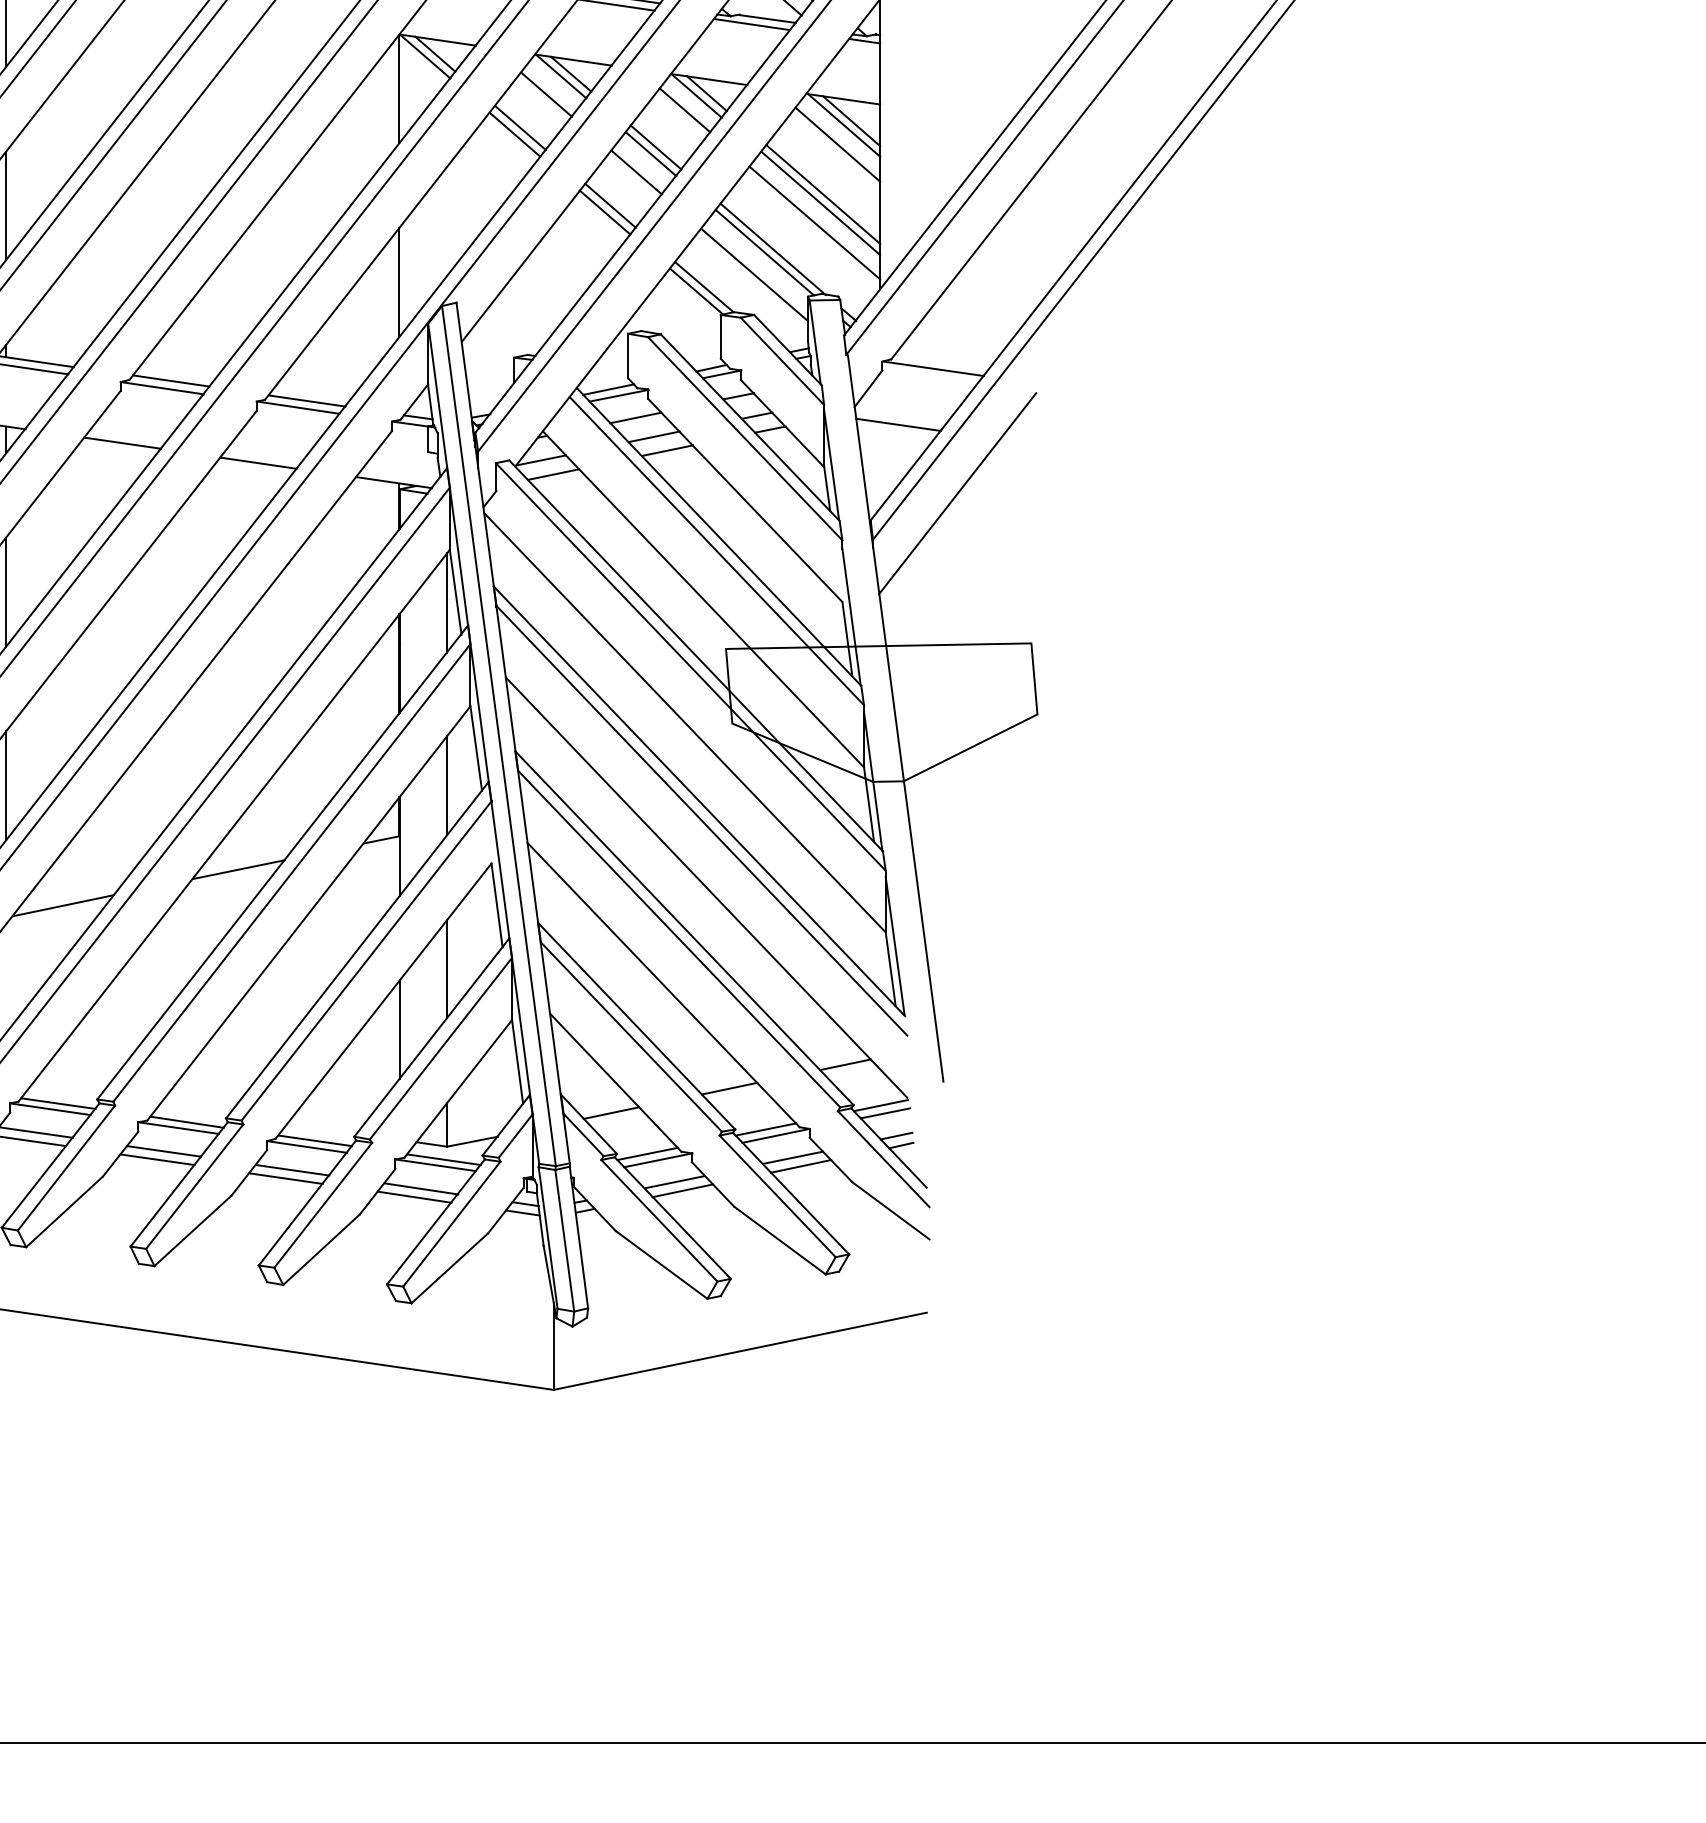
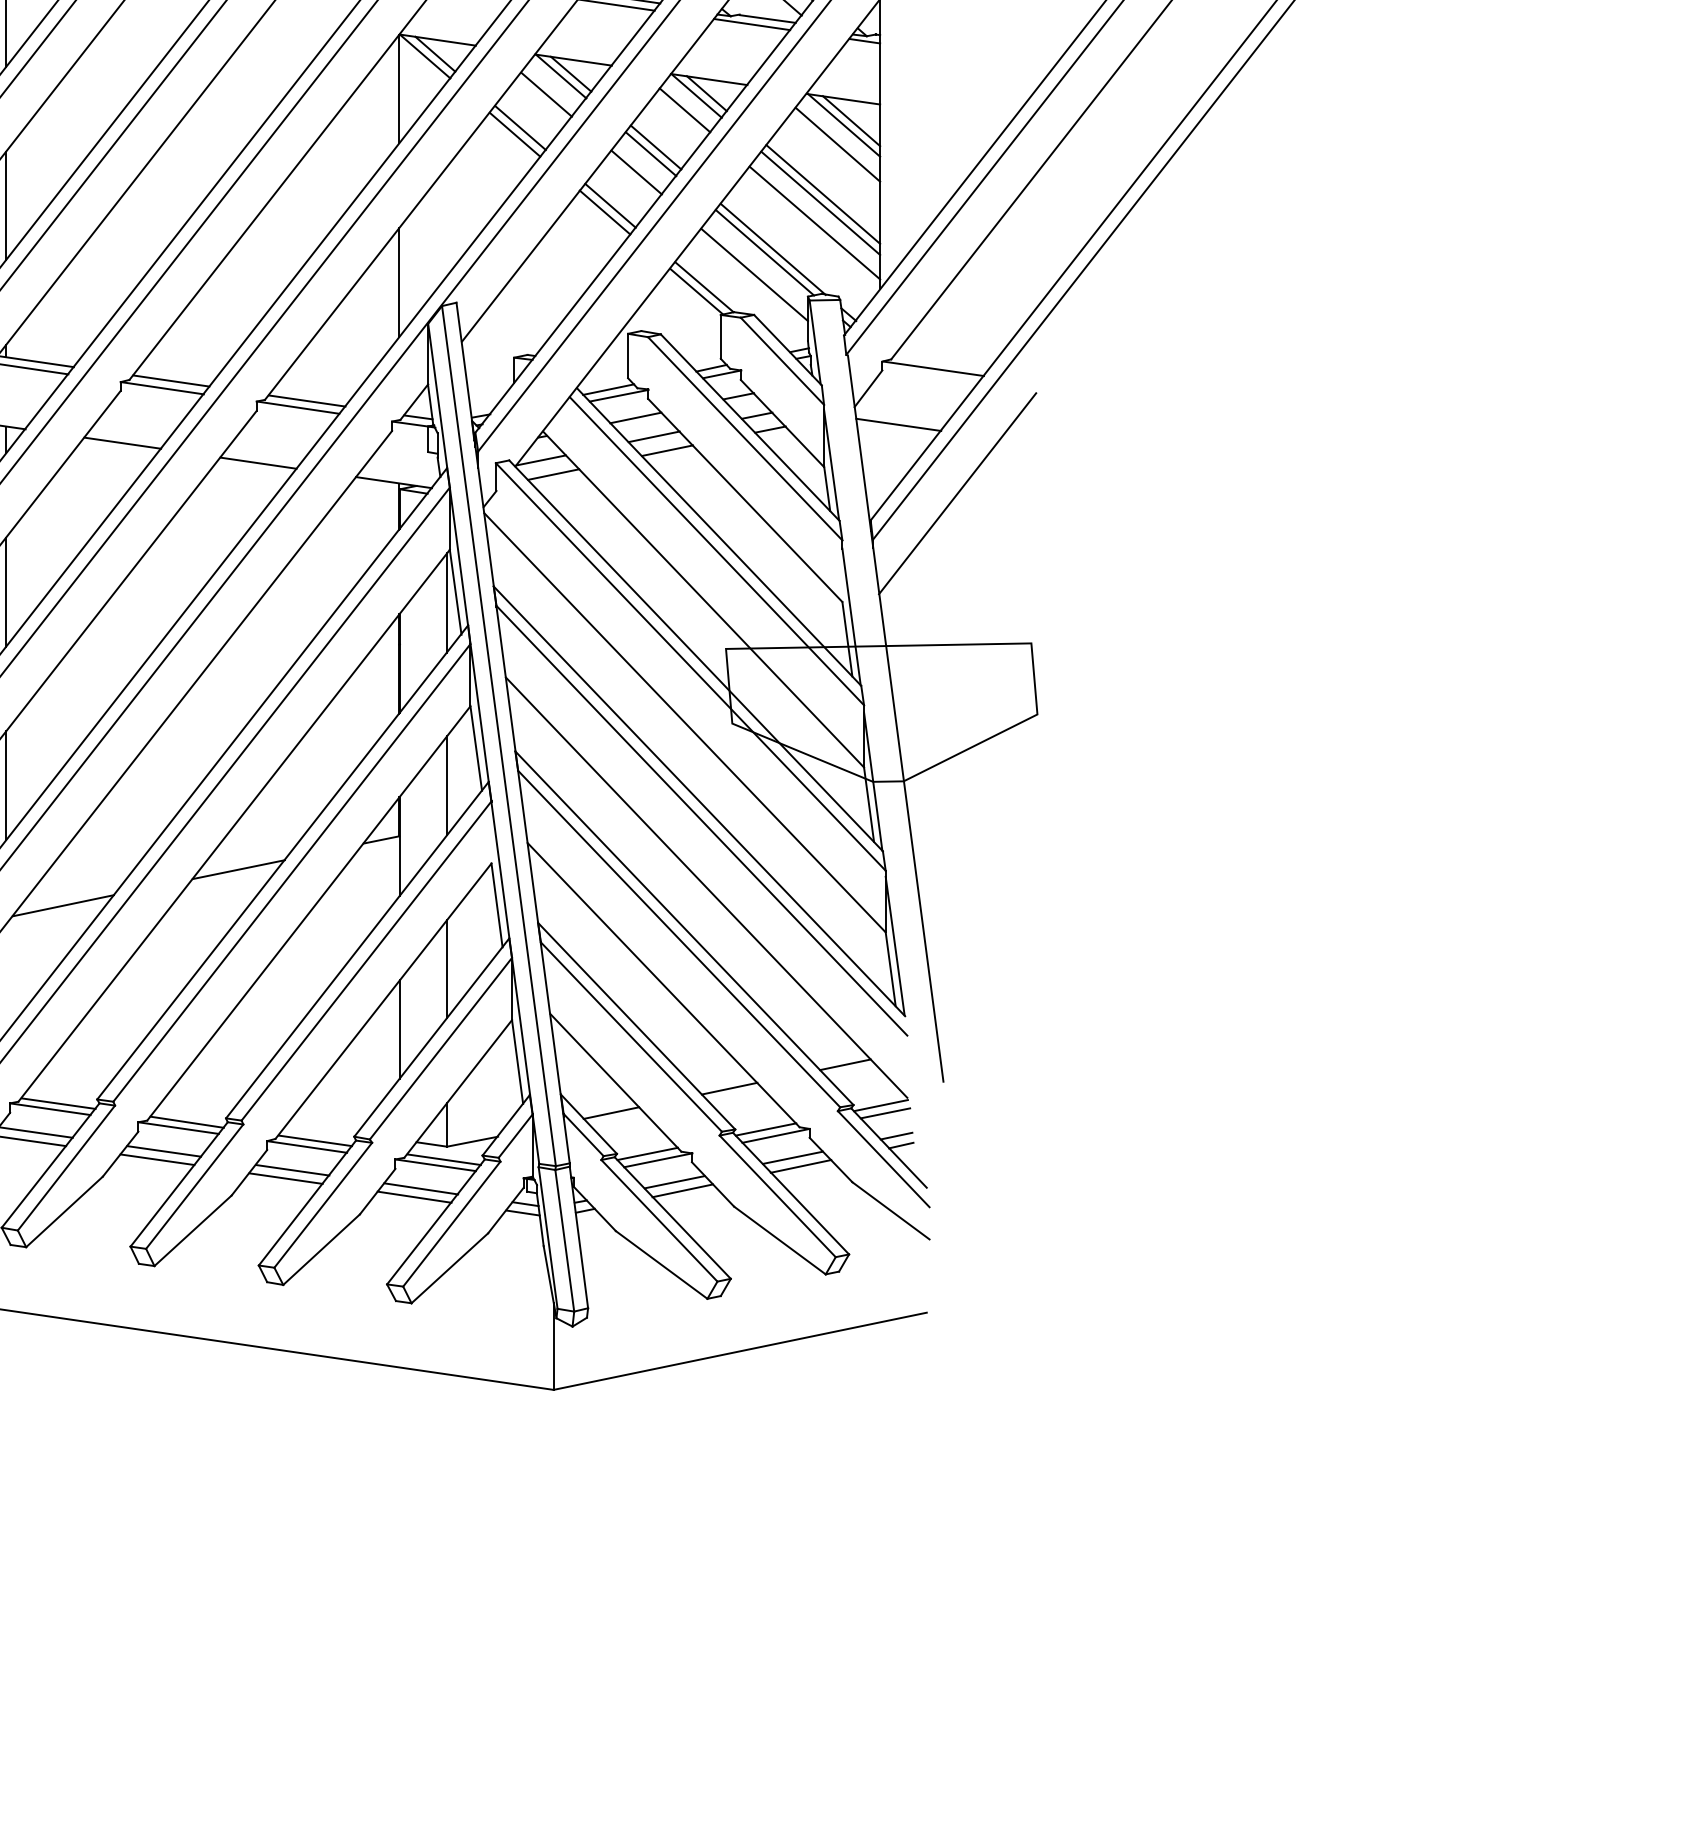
line: present -> none (852, 1743)
